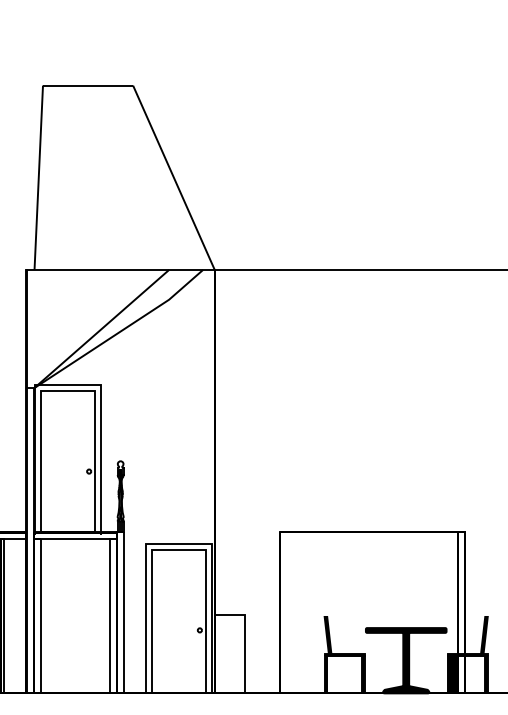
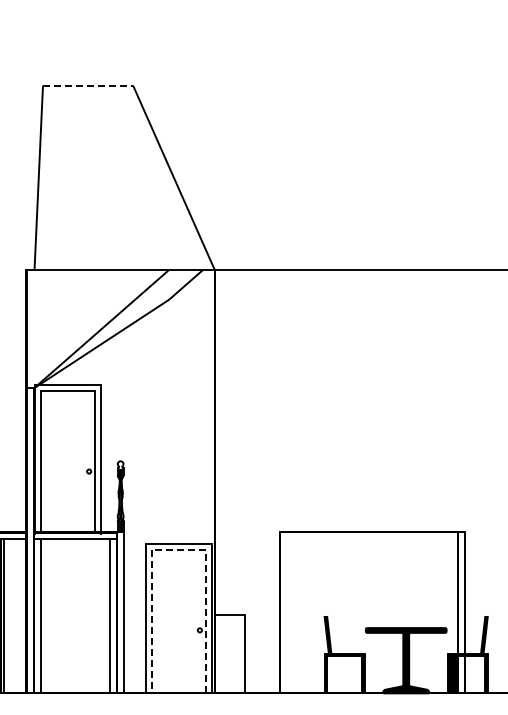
line: solid -> dashed (88, 85)
line: solid -> dashed (178, 549)
